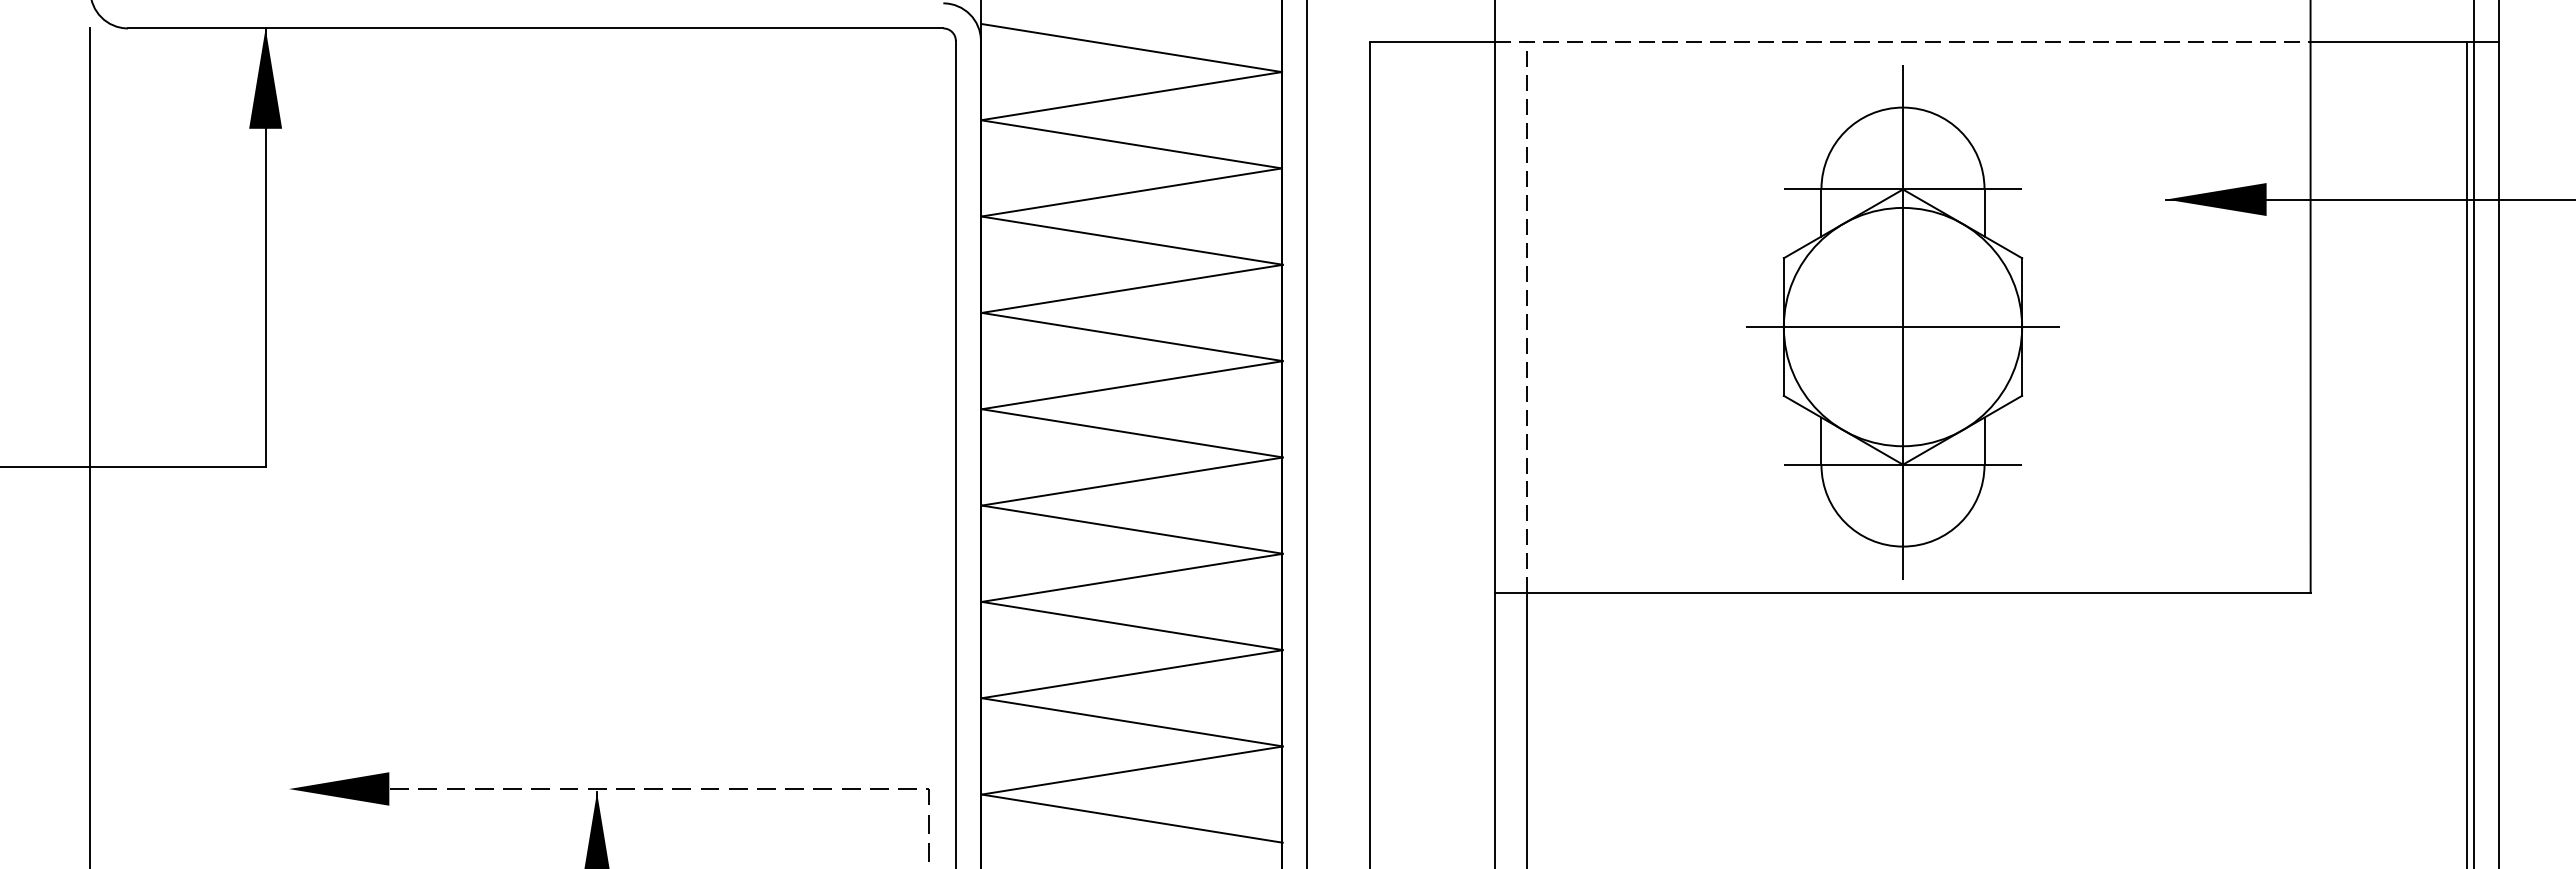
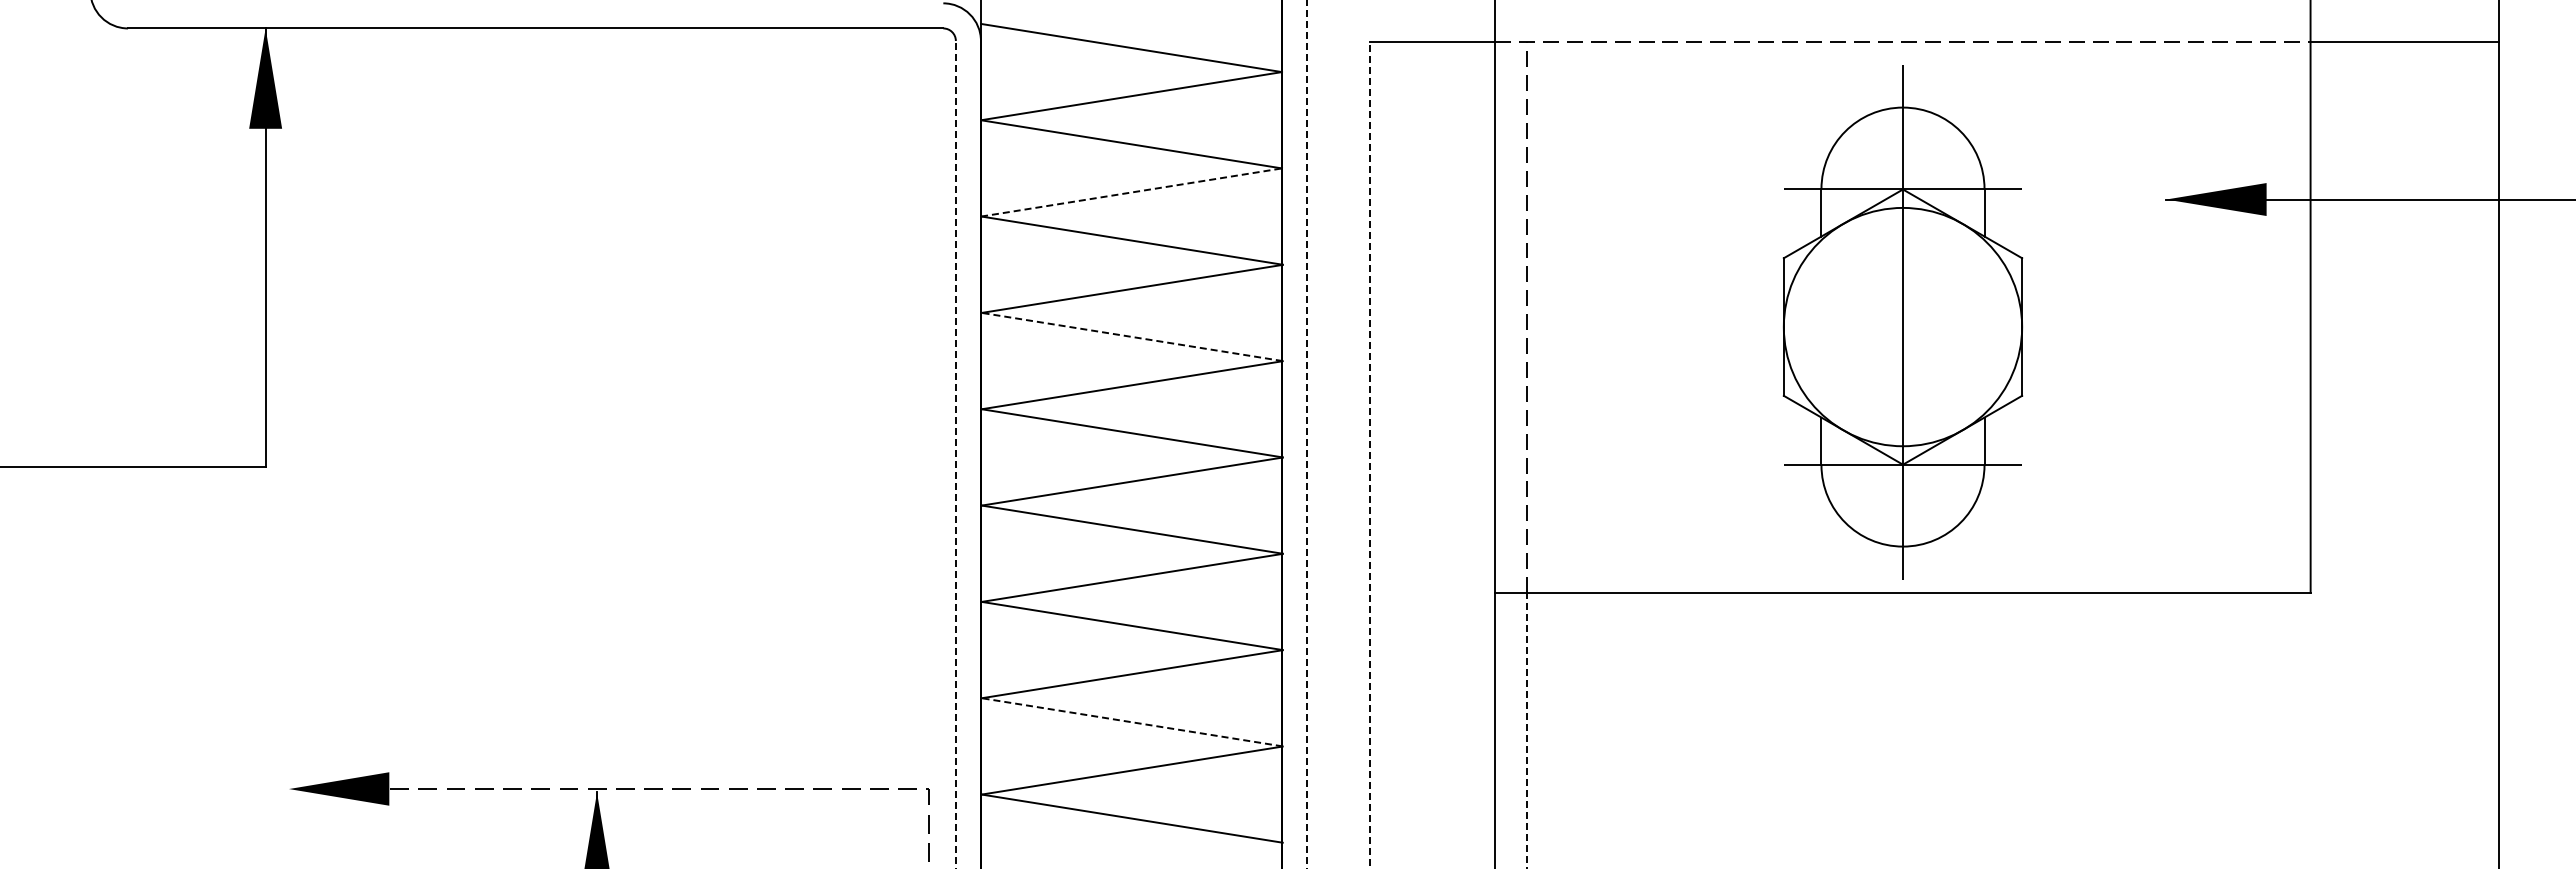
line: solid -> dashed (1132, 192)
line: present -> none (1902, 327)
line: solid -> dashed (1131, 336)
line: present -> none (2473, 433)
line: solid -> dashed (1307, 434)
line: present -> none (90, 446)
line: present -> none (2467, 453)
line: solid -> dashed (955, 454)
line: solid -> dashed (1369, 455)
line: solid -> dashed (1131, 722)
line: solid -> dashed (1526, 730)
